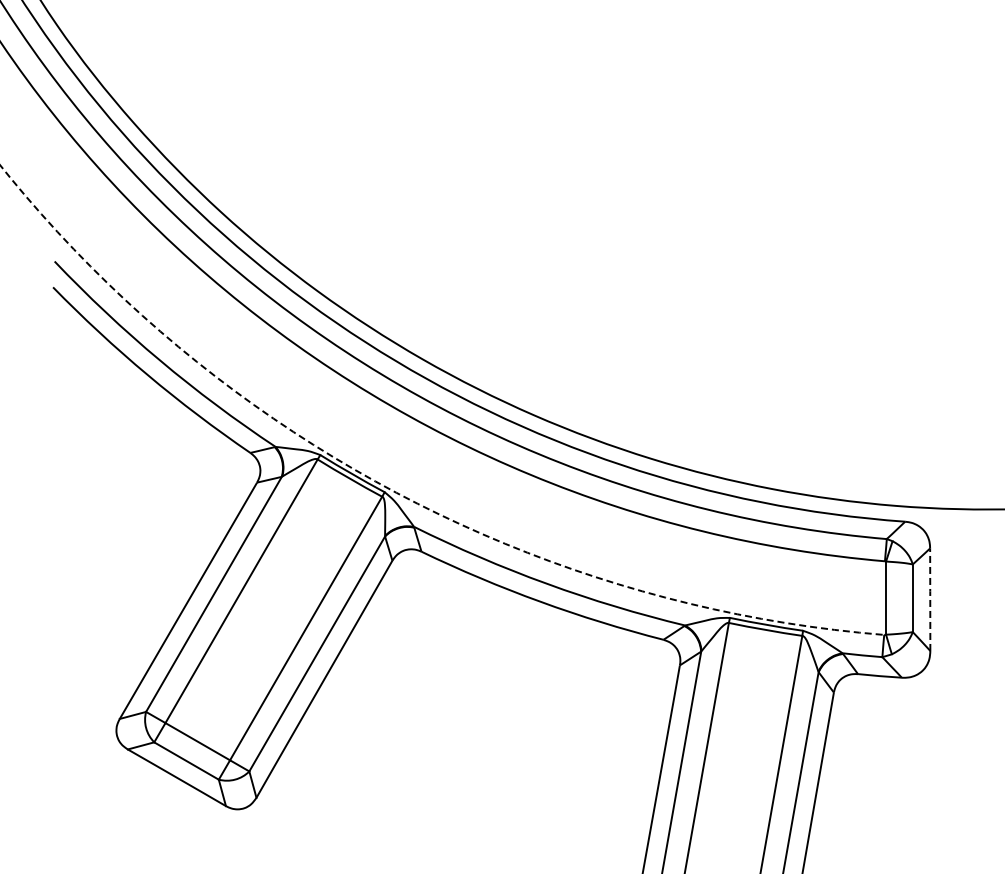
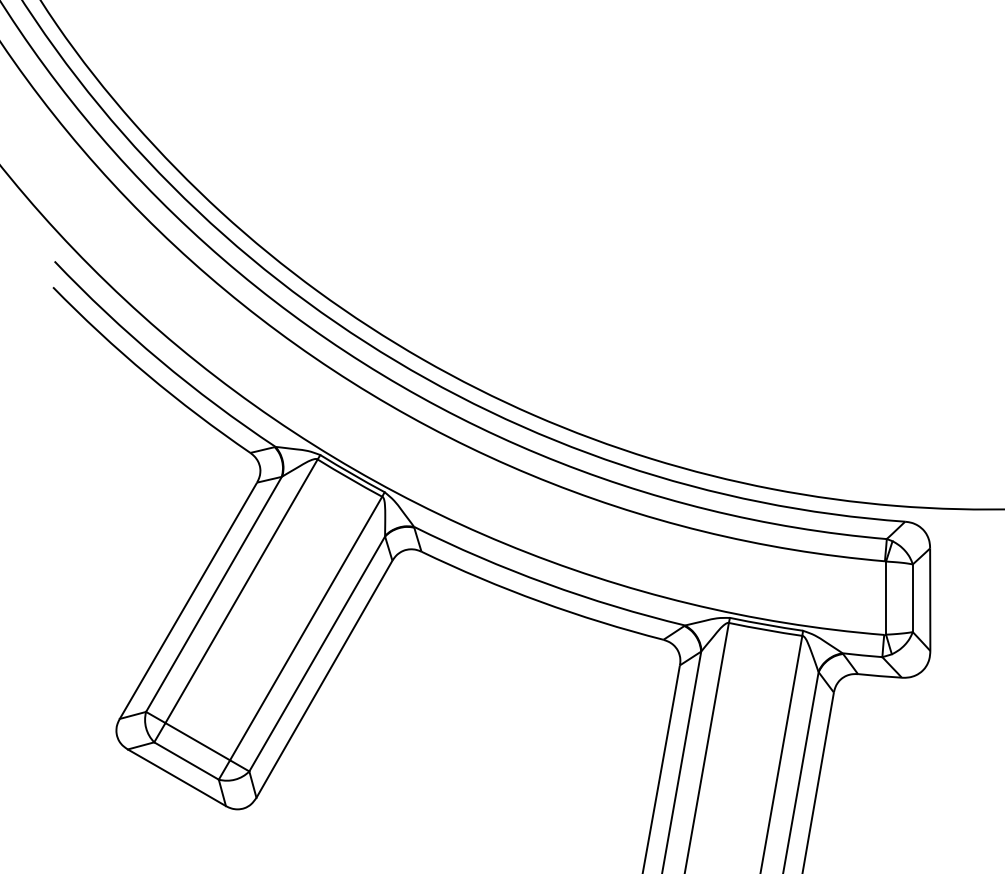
arc: dashed -> solid (396, 492)
line: dashed -> solid (930, 598)
